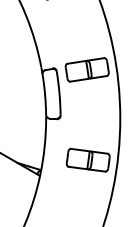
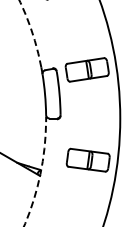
arc: solid -> dashed (32, 32)
arc: solid -> dashed (40, 174)
